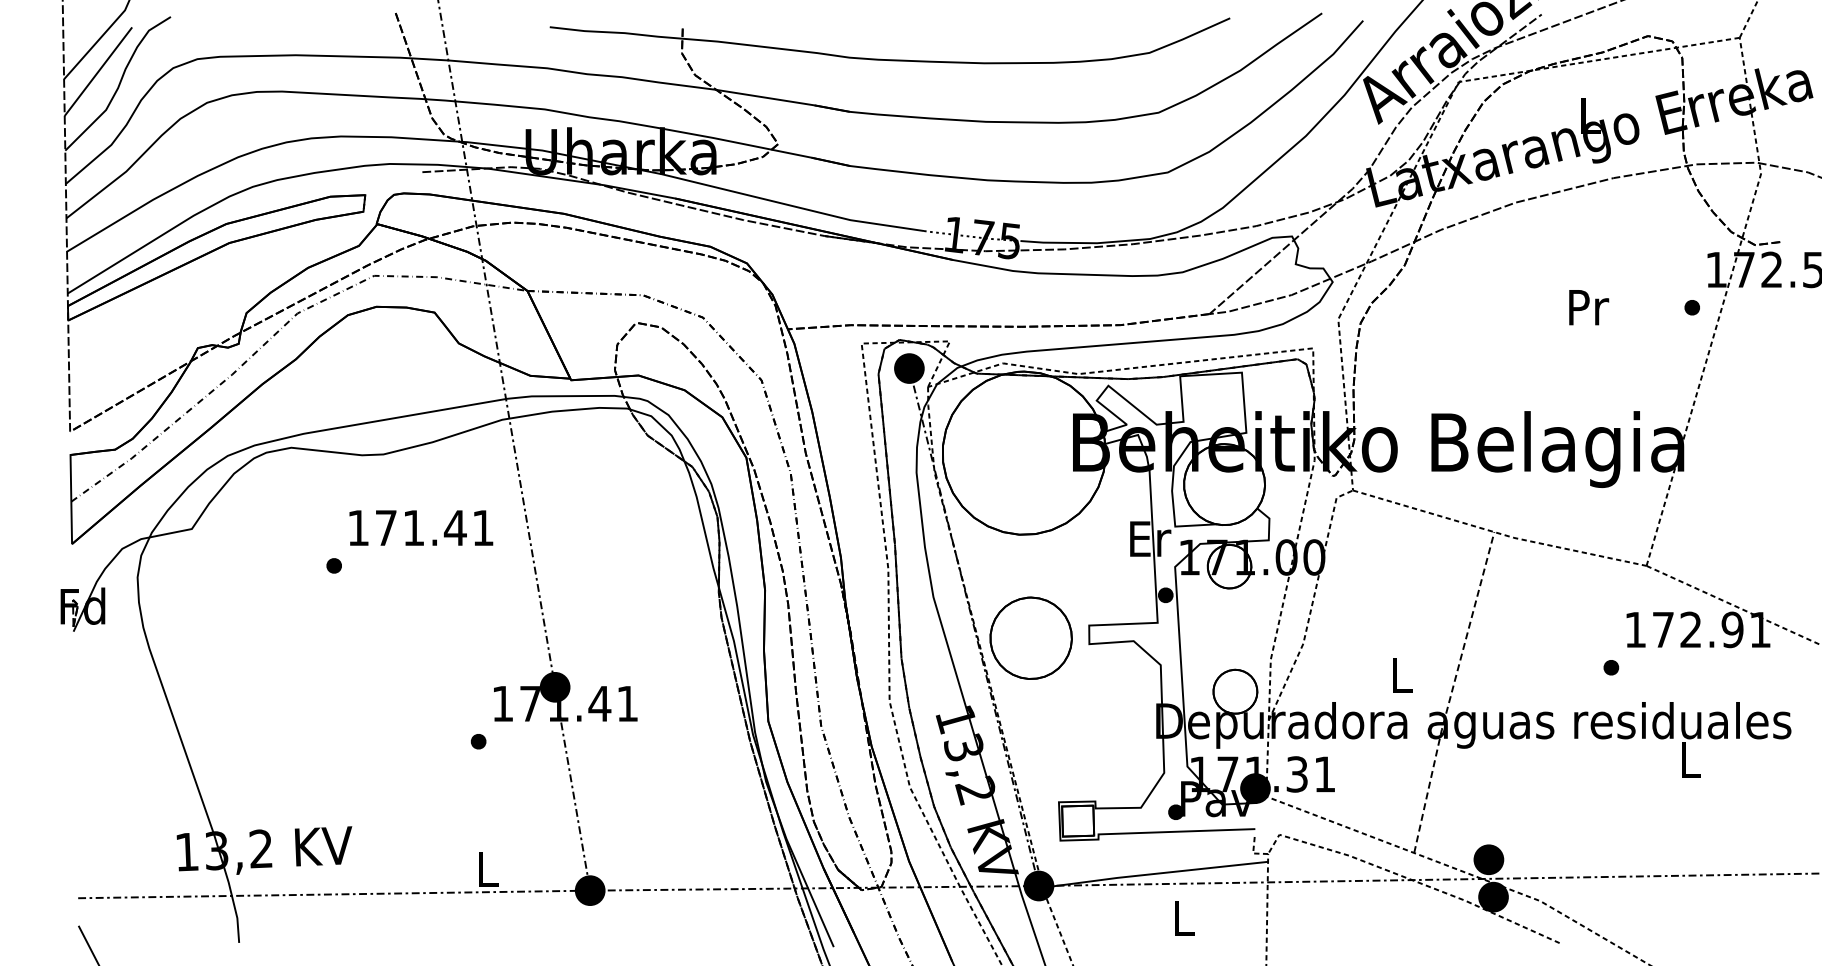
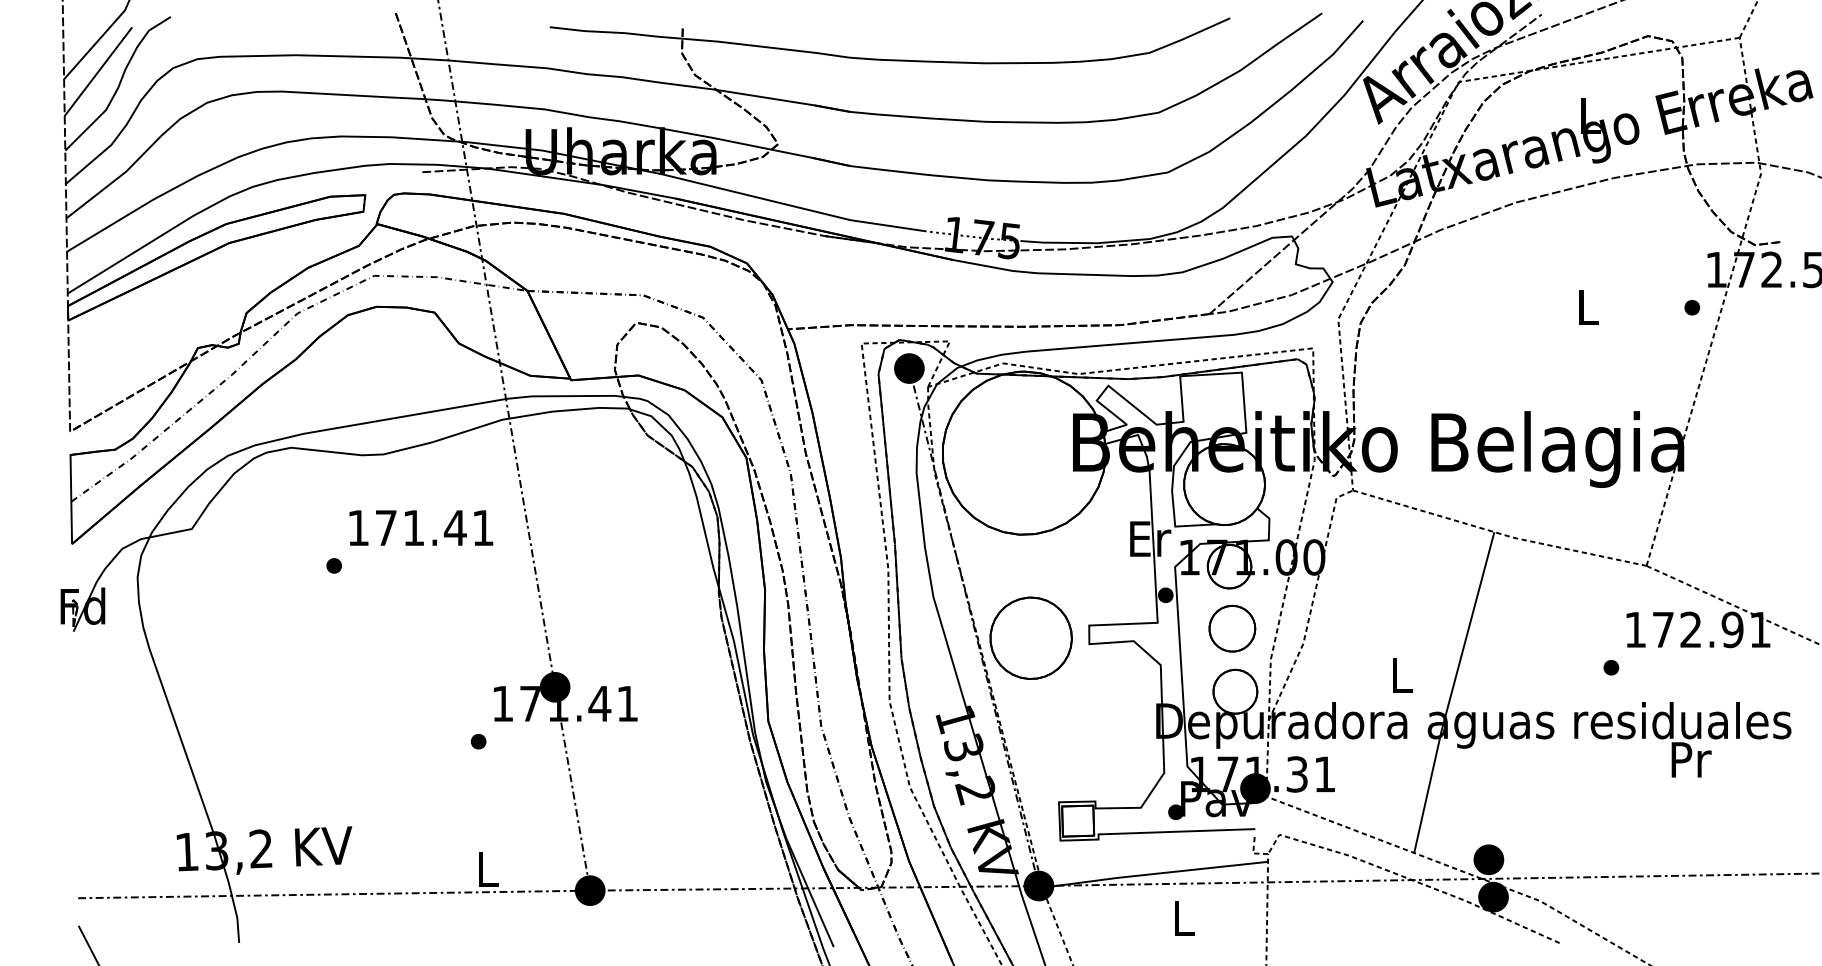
text: Pr -> L (1589, 307)
part: none -> present (1232, 628)
line: dashed -> solid (1451, 692)
text: L -> Pr (1691, 759)
